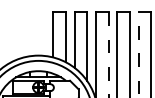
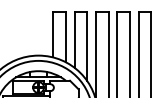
line: dashed -> solid (138, 54)
line: dashed -> solid (108, 55)
